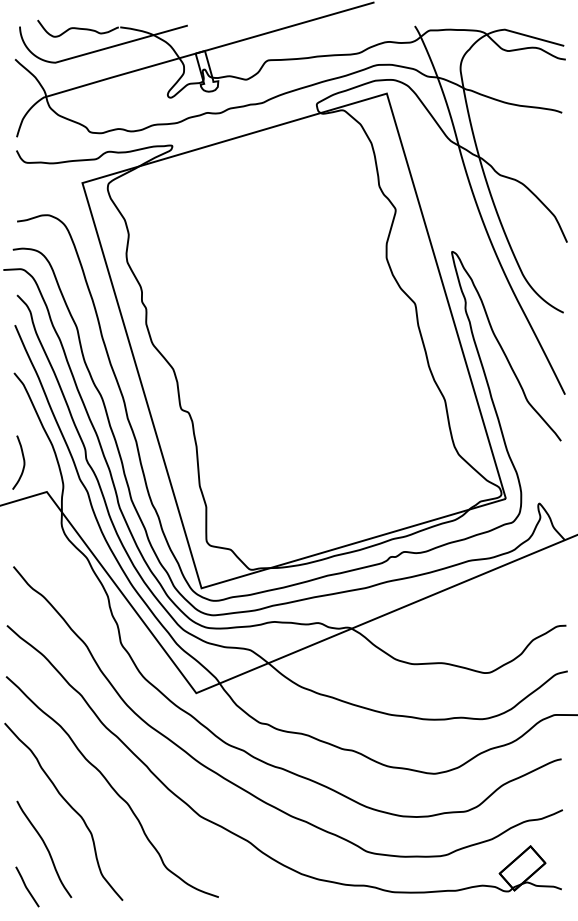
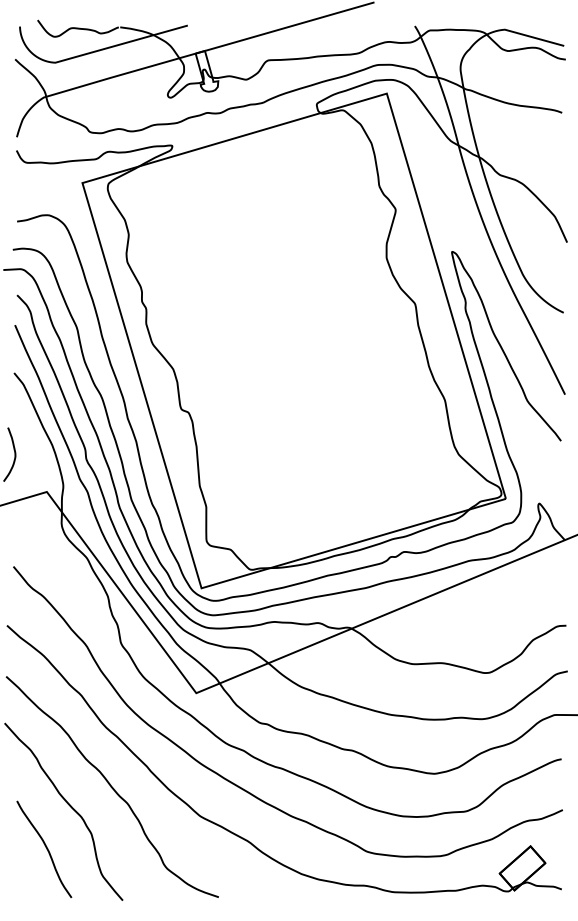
curve position: (23, 462) -> (14, 454) (14, 454)
curve: present -> none (26, 886)
